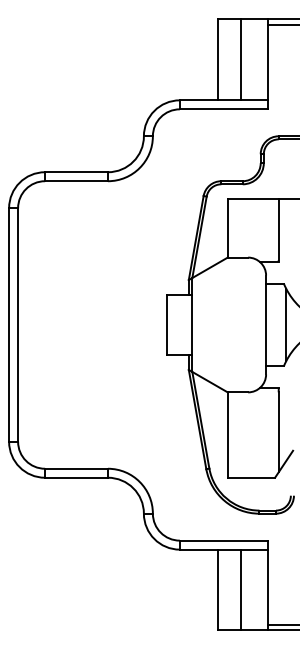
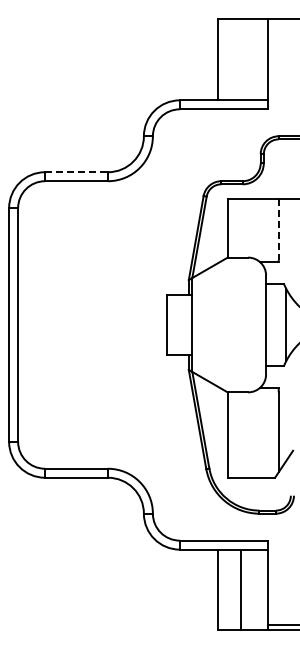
line: present -> none (281, 24)
line: present -> none (240, 59)
line: solid -> dashed (77, 172)
line: solid -> dashed (278, 230)
